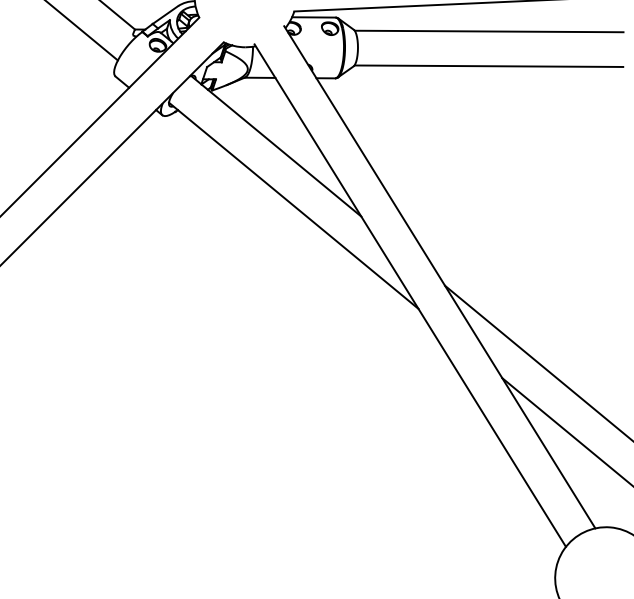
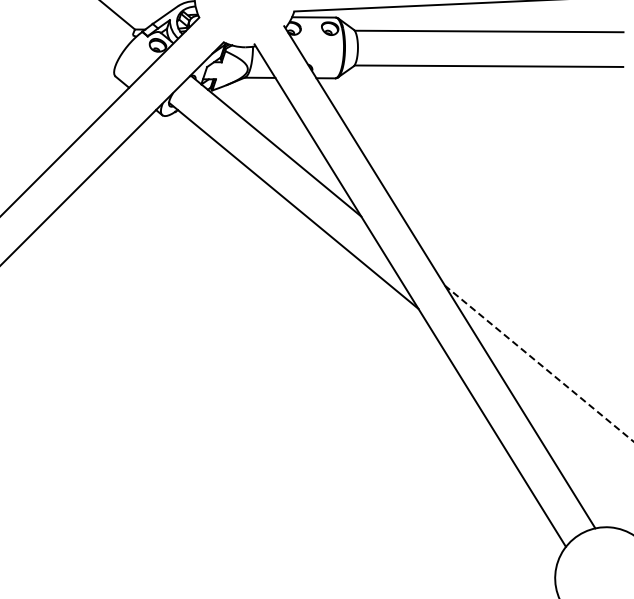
line: present -> none (82, 31)
line: solid -> dashed (538, 363)
line: present -> none (566, 431)
